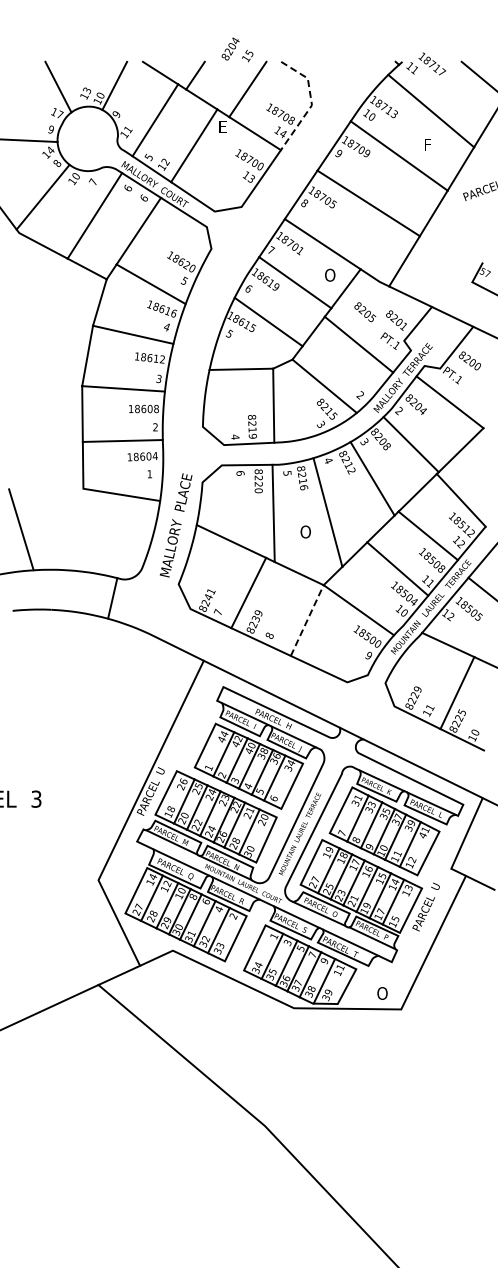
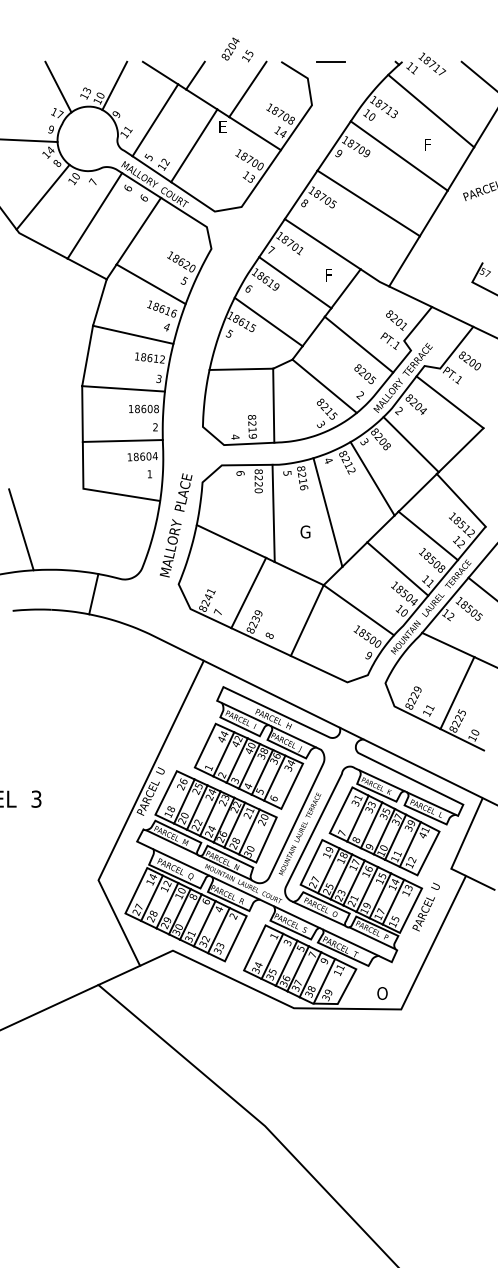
line: none -> present (330, 61)
line: dashed -> solid (311, 103)
text: O -> F (330, 274)
text position: (365, 312) -> (365, 374) (365, 374)
text: O -> G (307, 531)
line position: (112, 598) -> (93, 594) (93, 594)
line: dashed -> solid (307, 620)
